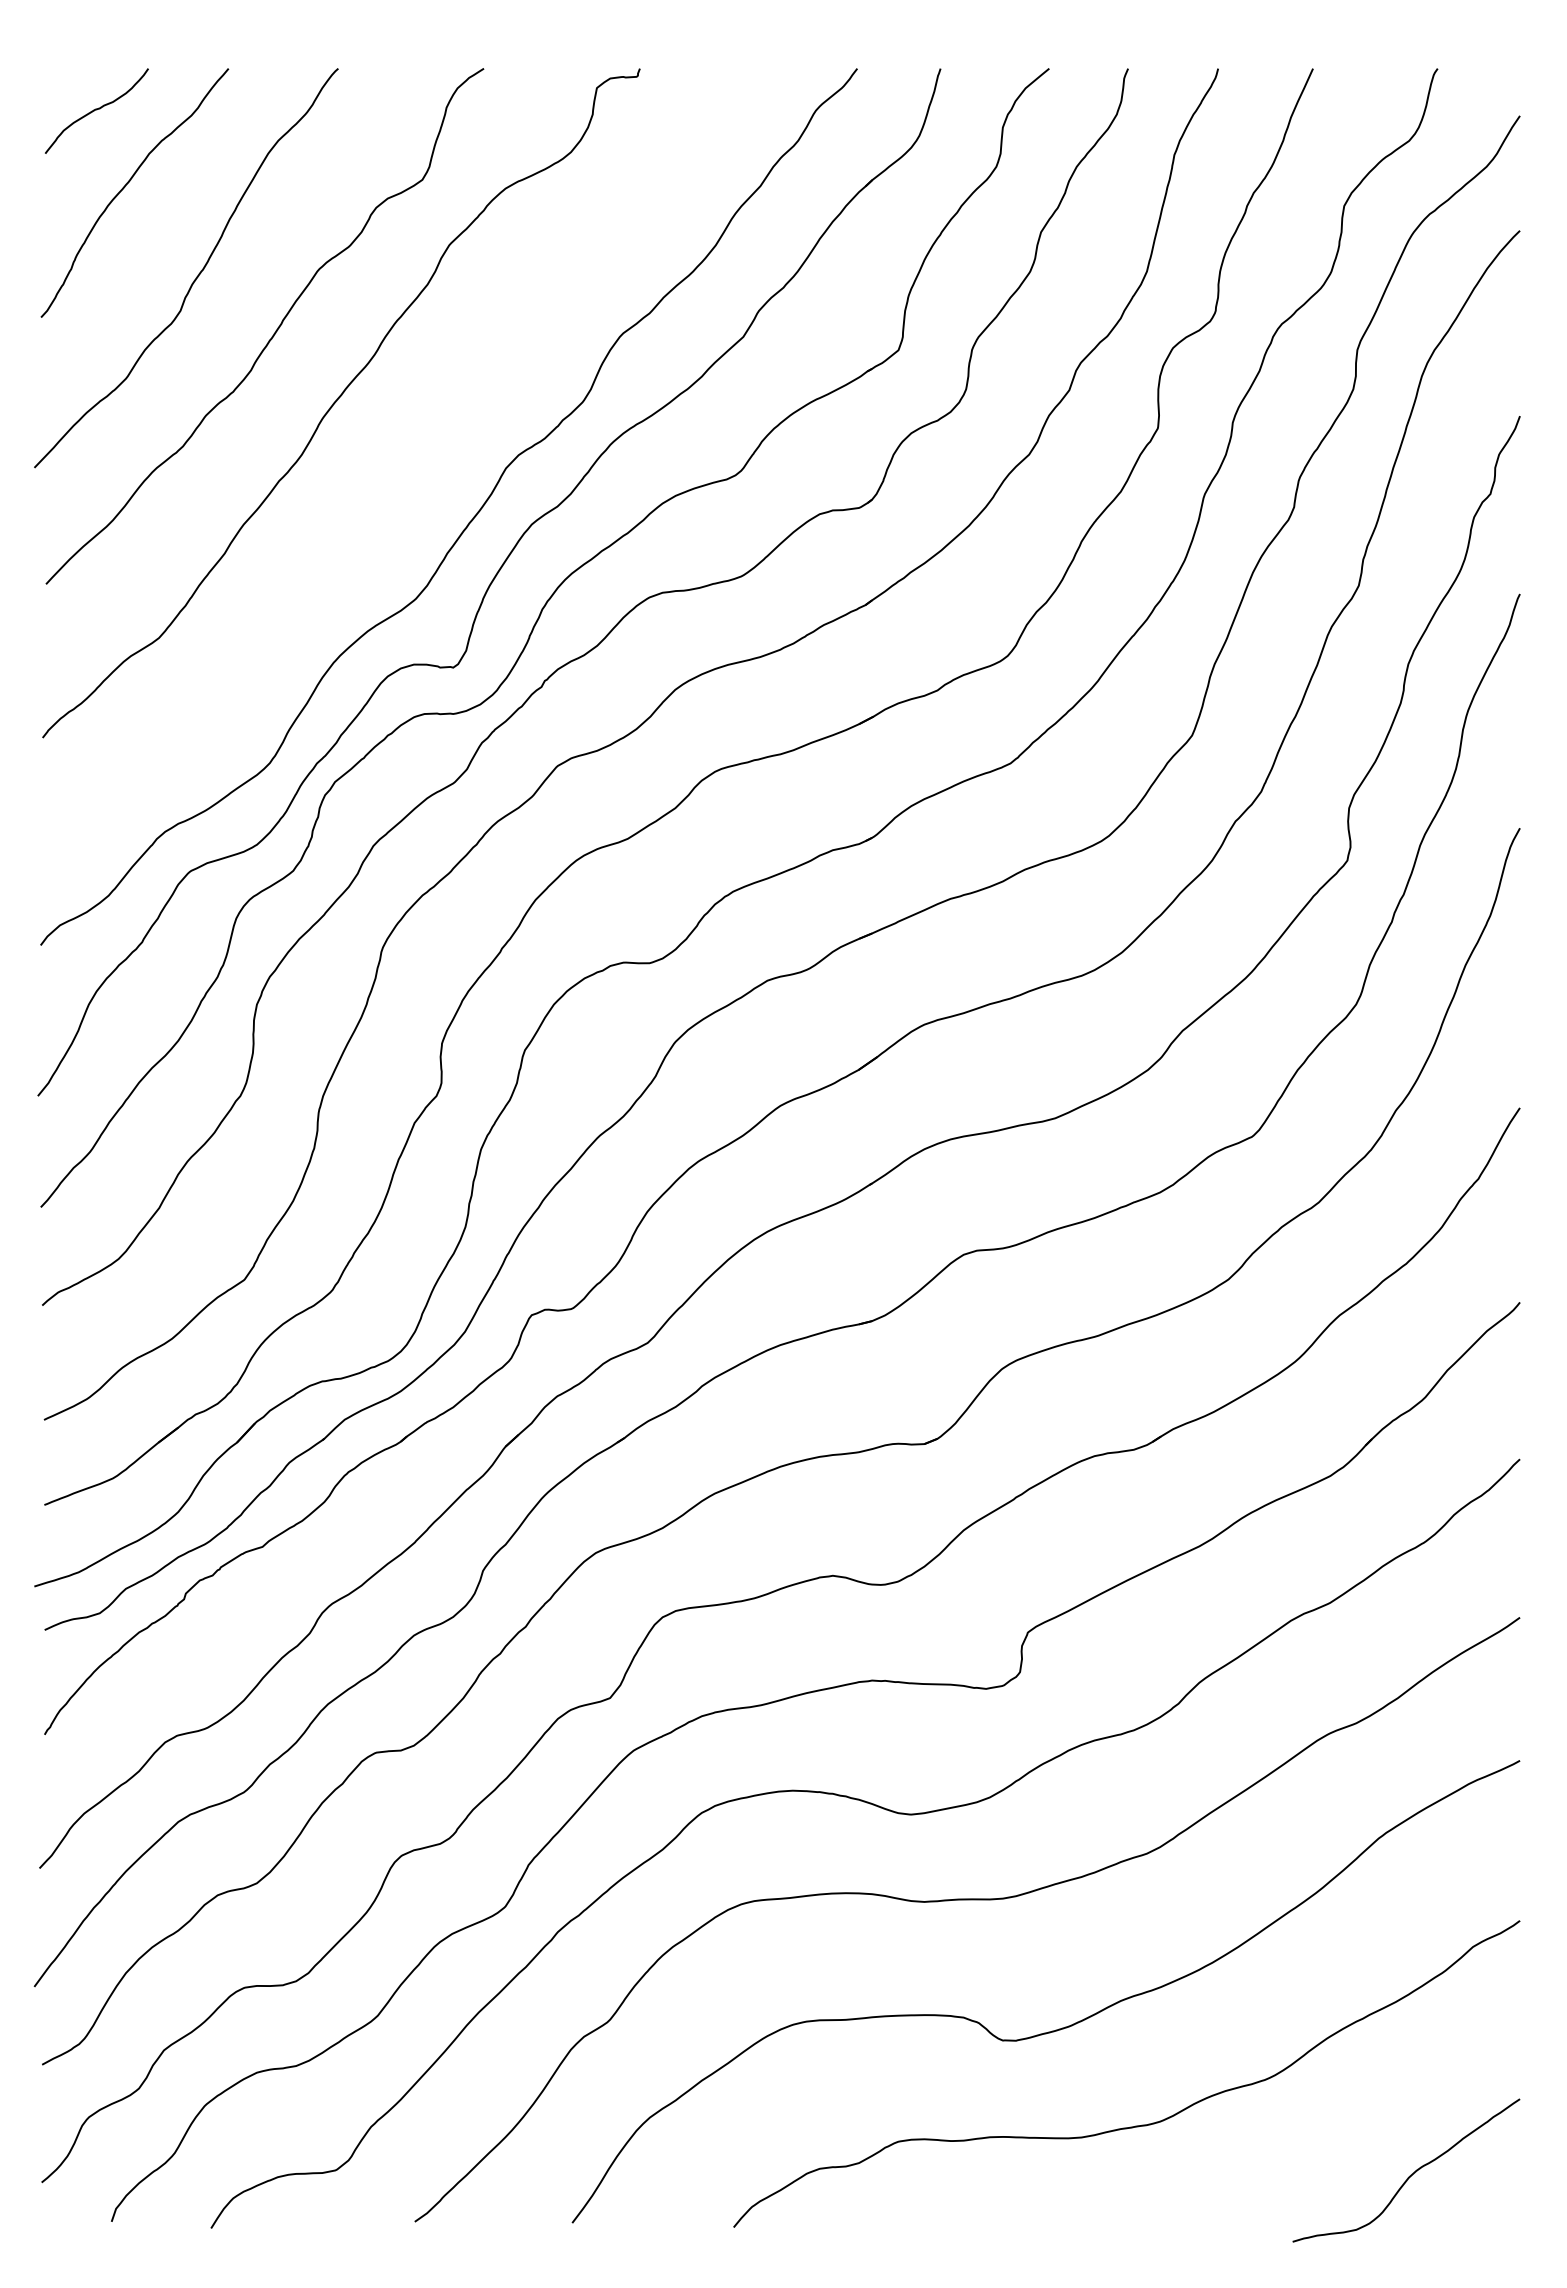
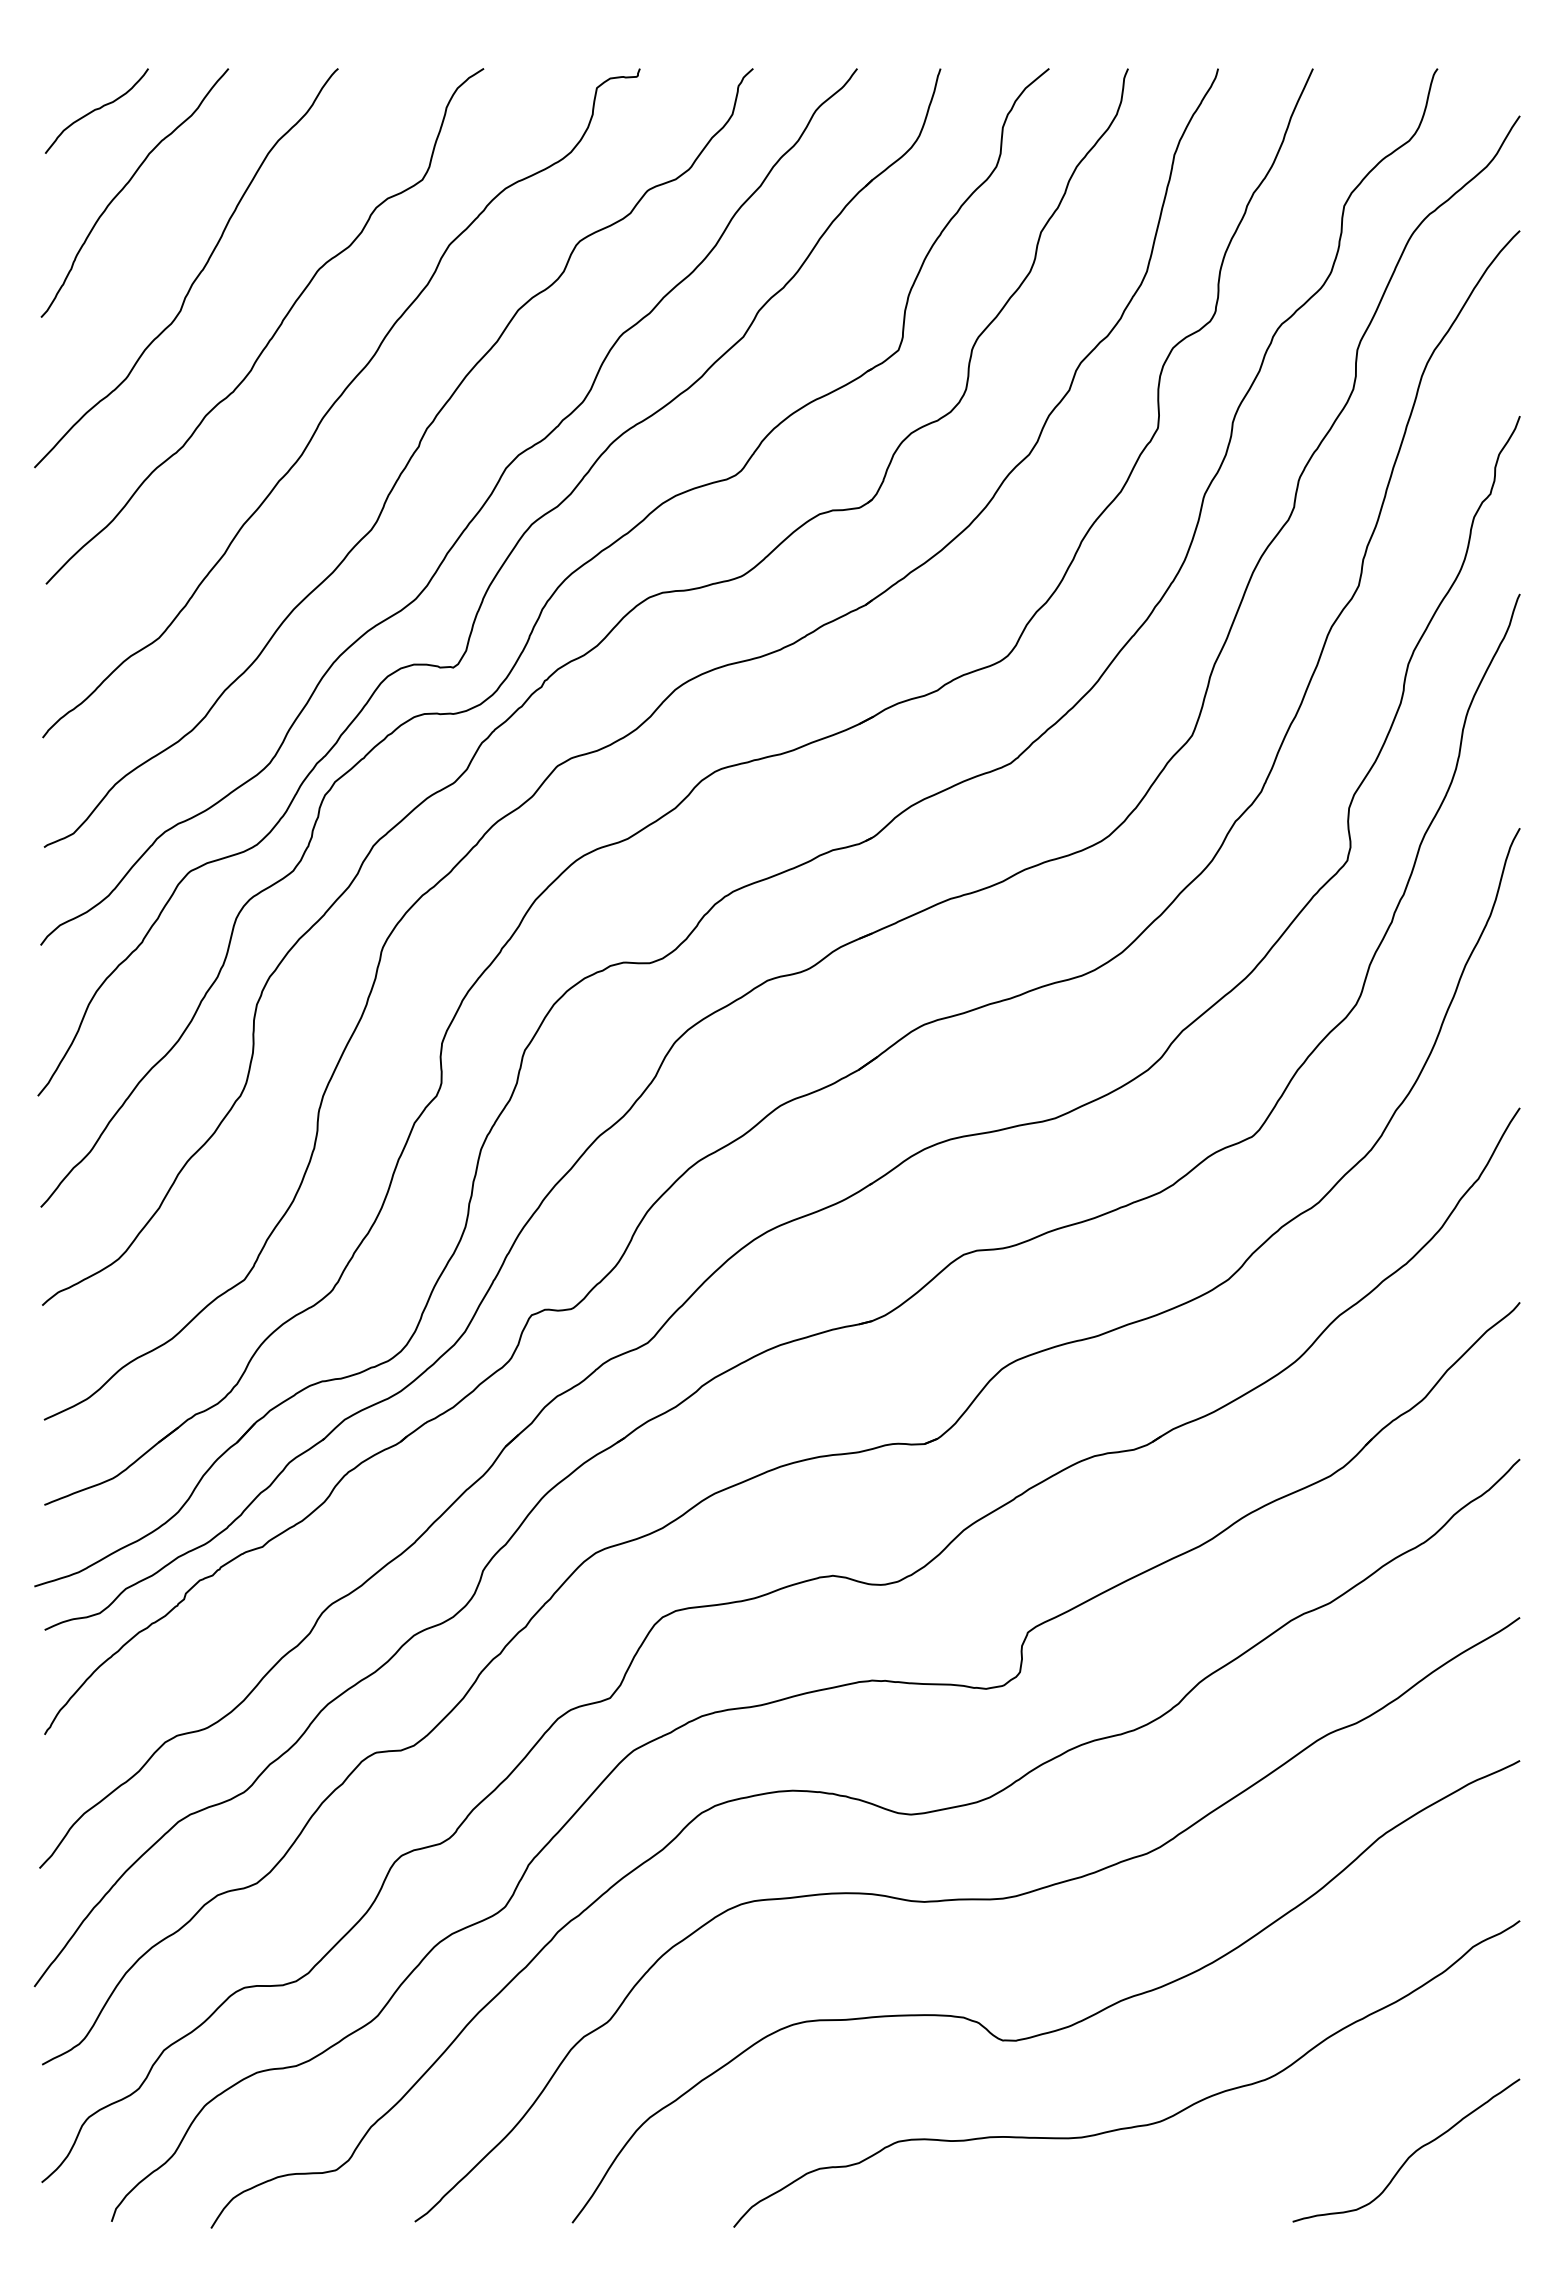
curve: none -> present (407, 461)
curve position: (1410, 2174) -> (1410, 2154) (1410, 2154)
